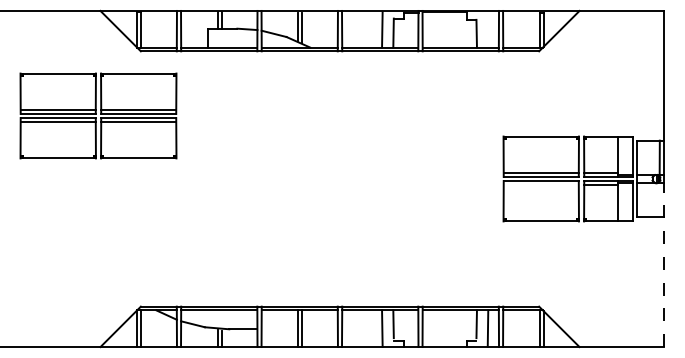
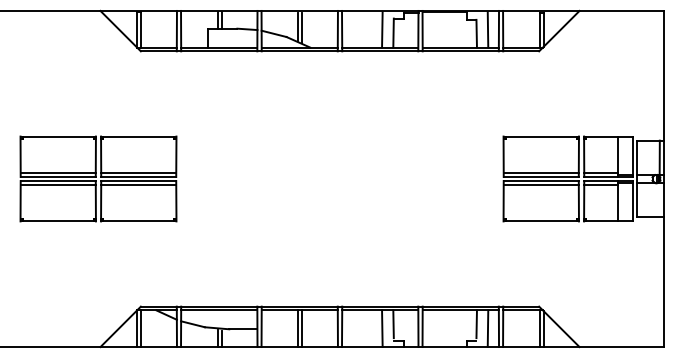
line: none -> present (487, 29)
part position: (98, 115) -> (98, 178) (98, 178)
line: none -> present (540, 185)
line: dashed -> solid (664, 264)
